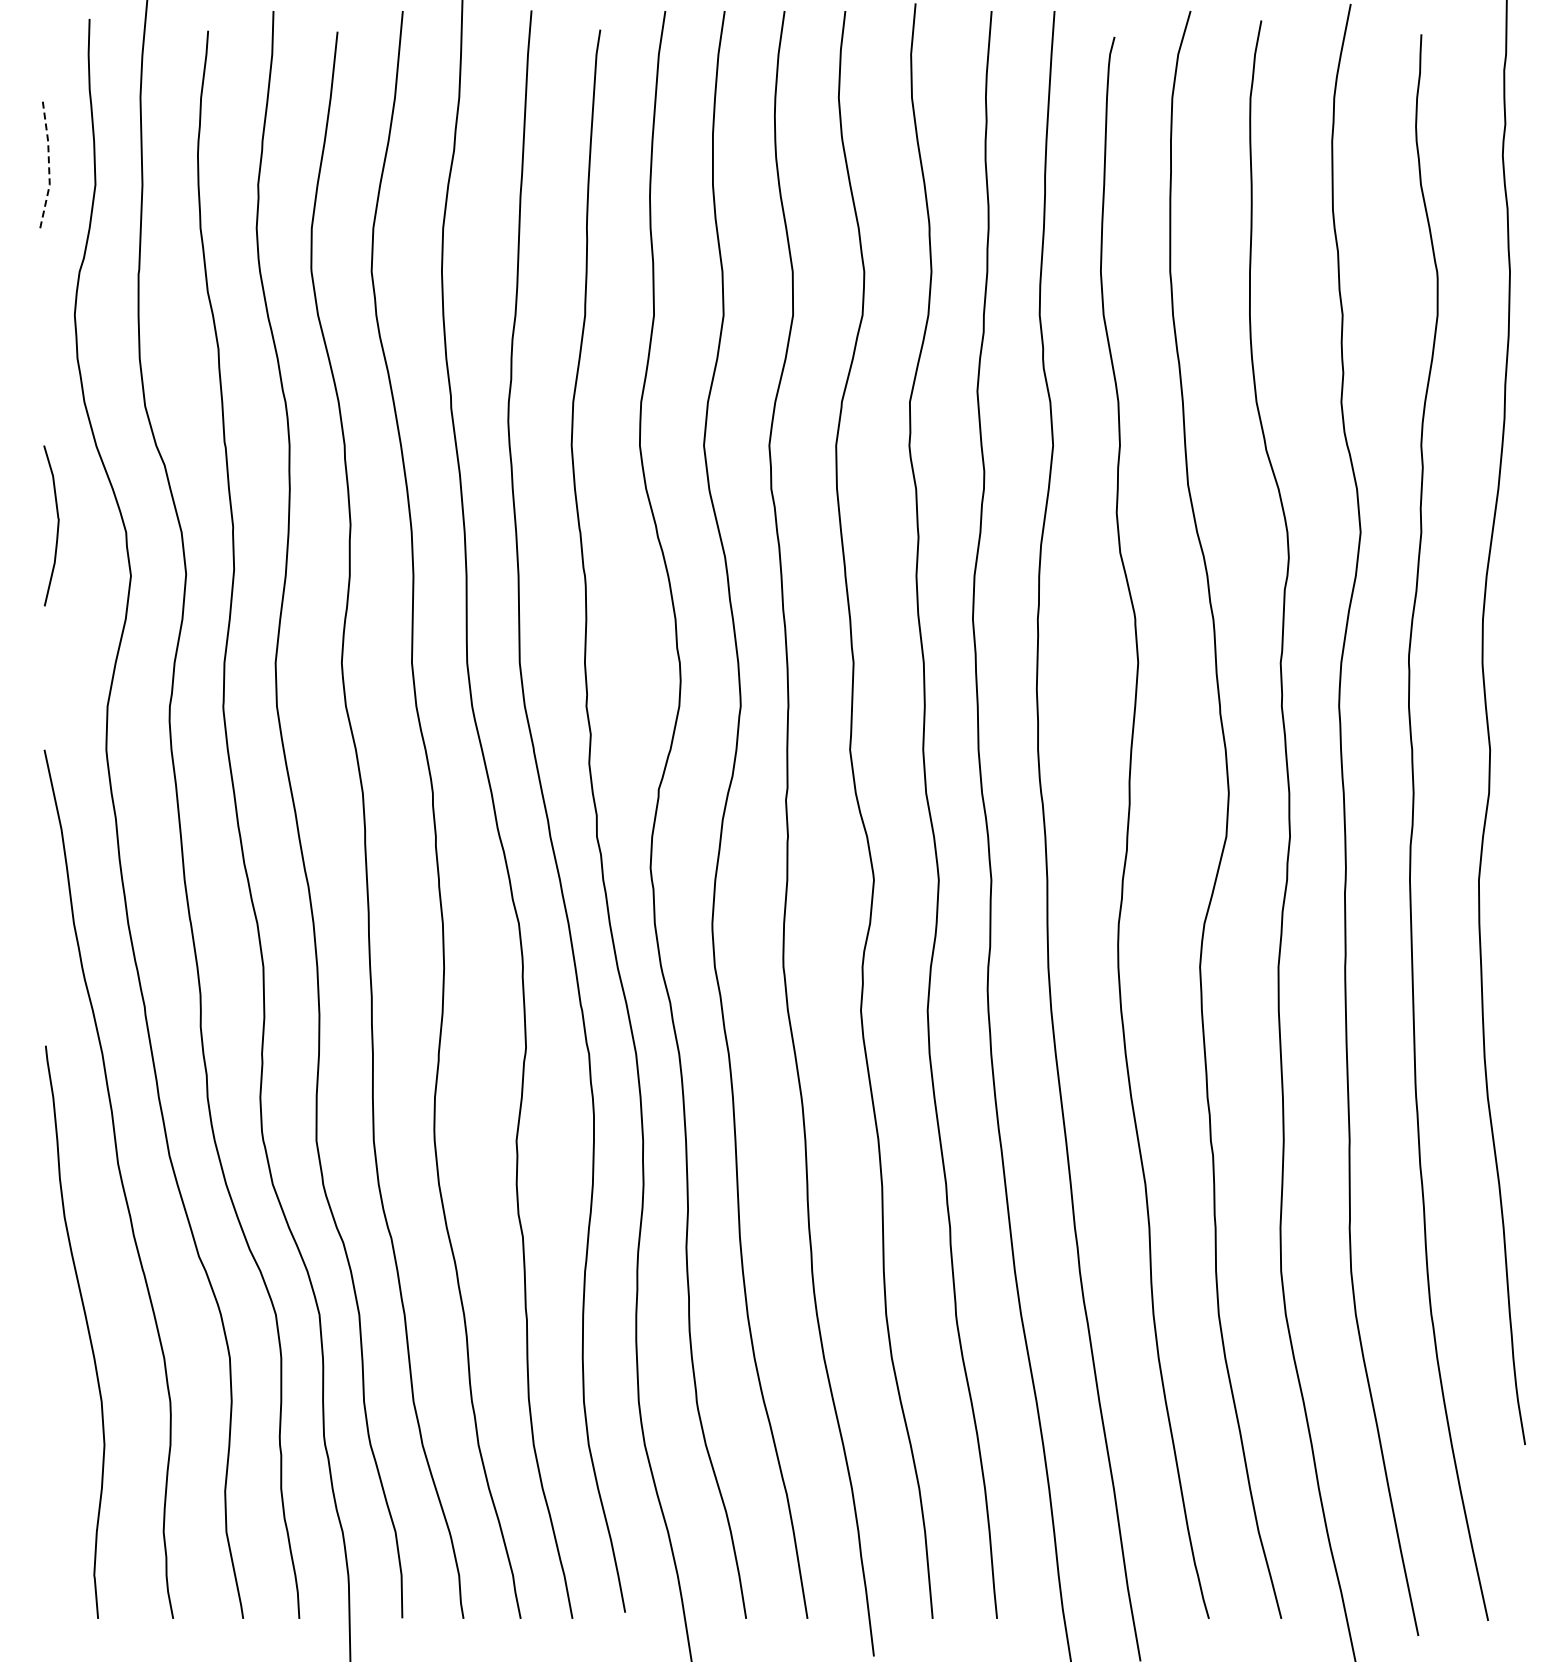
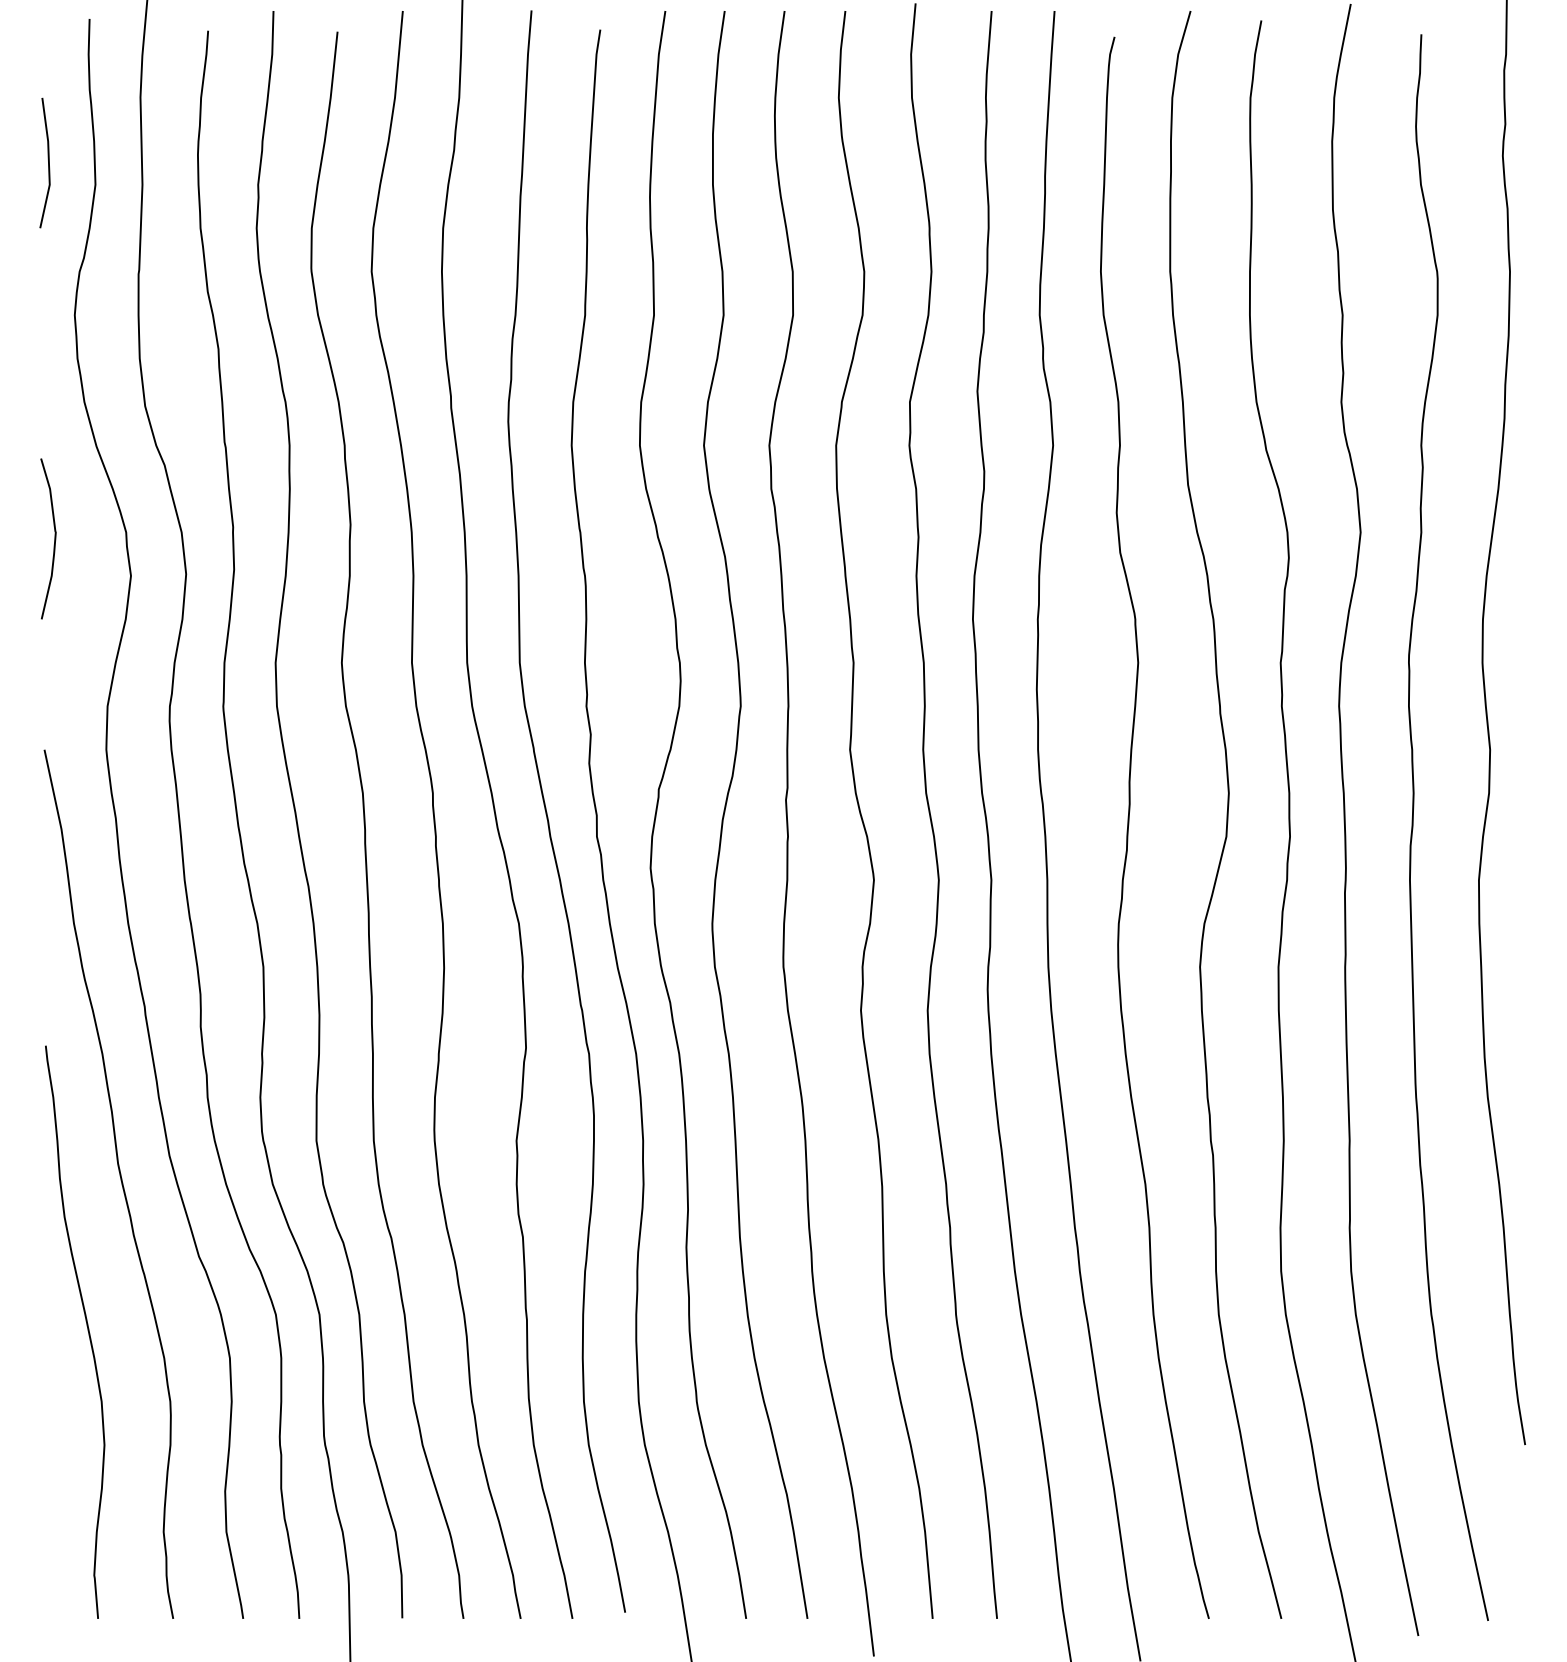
line: dashed -> solid (48, 163)
curve position: (57, 525) -> (54, 538) (54, 538)
